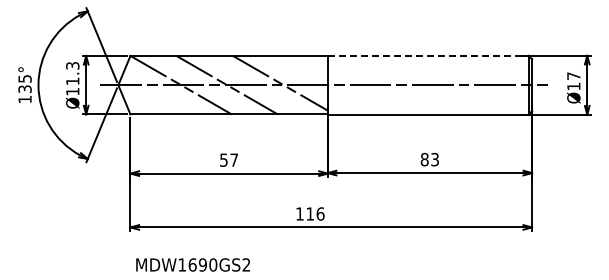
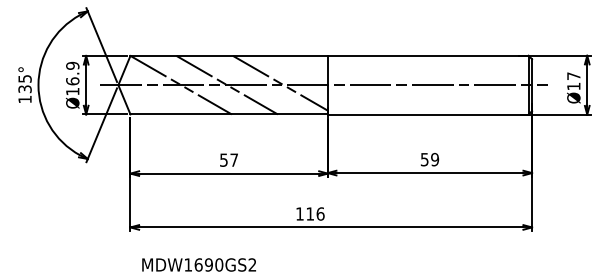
line: dashed -> solid (428, 55)
text: Ø11.3 -> Ø16.9 (72, 73)
text: 83 -> 59 (429, 159)
text position: (192, 264) -> (198, 264) (198, 264)
